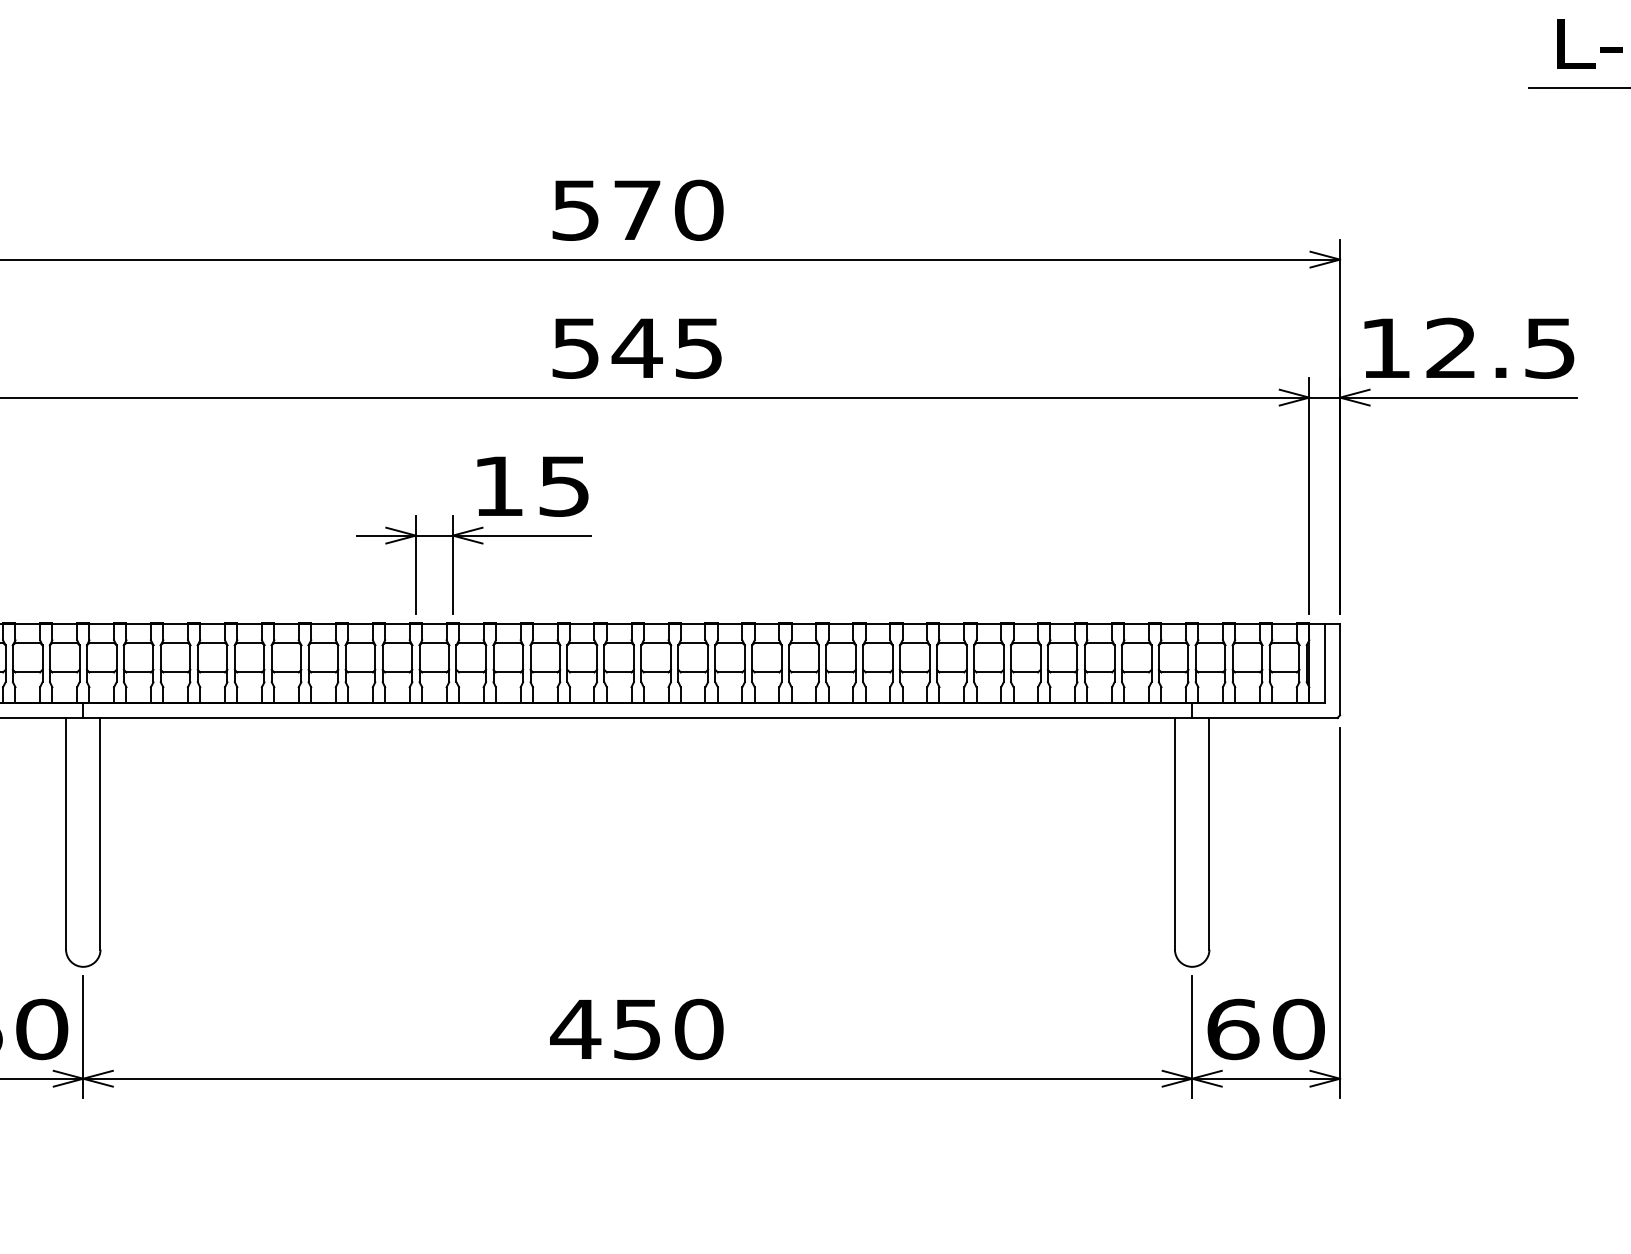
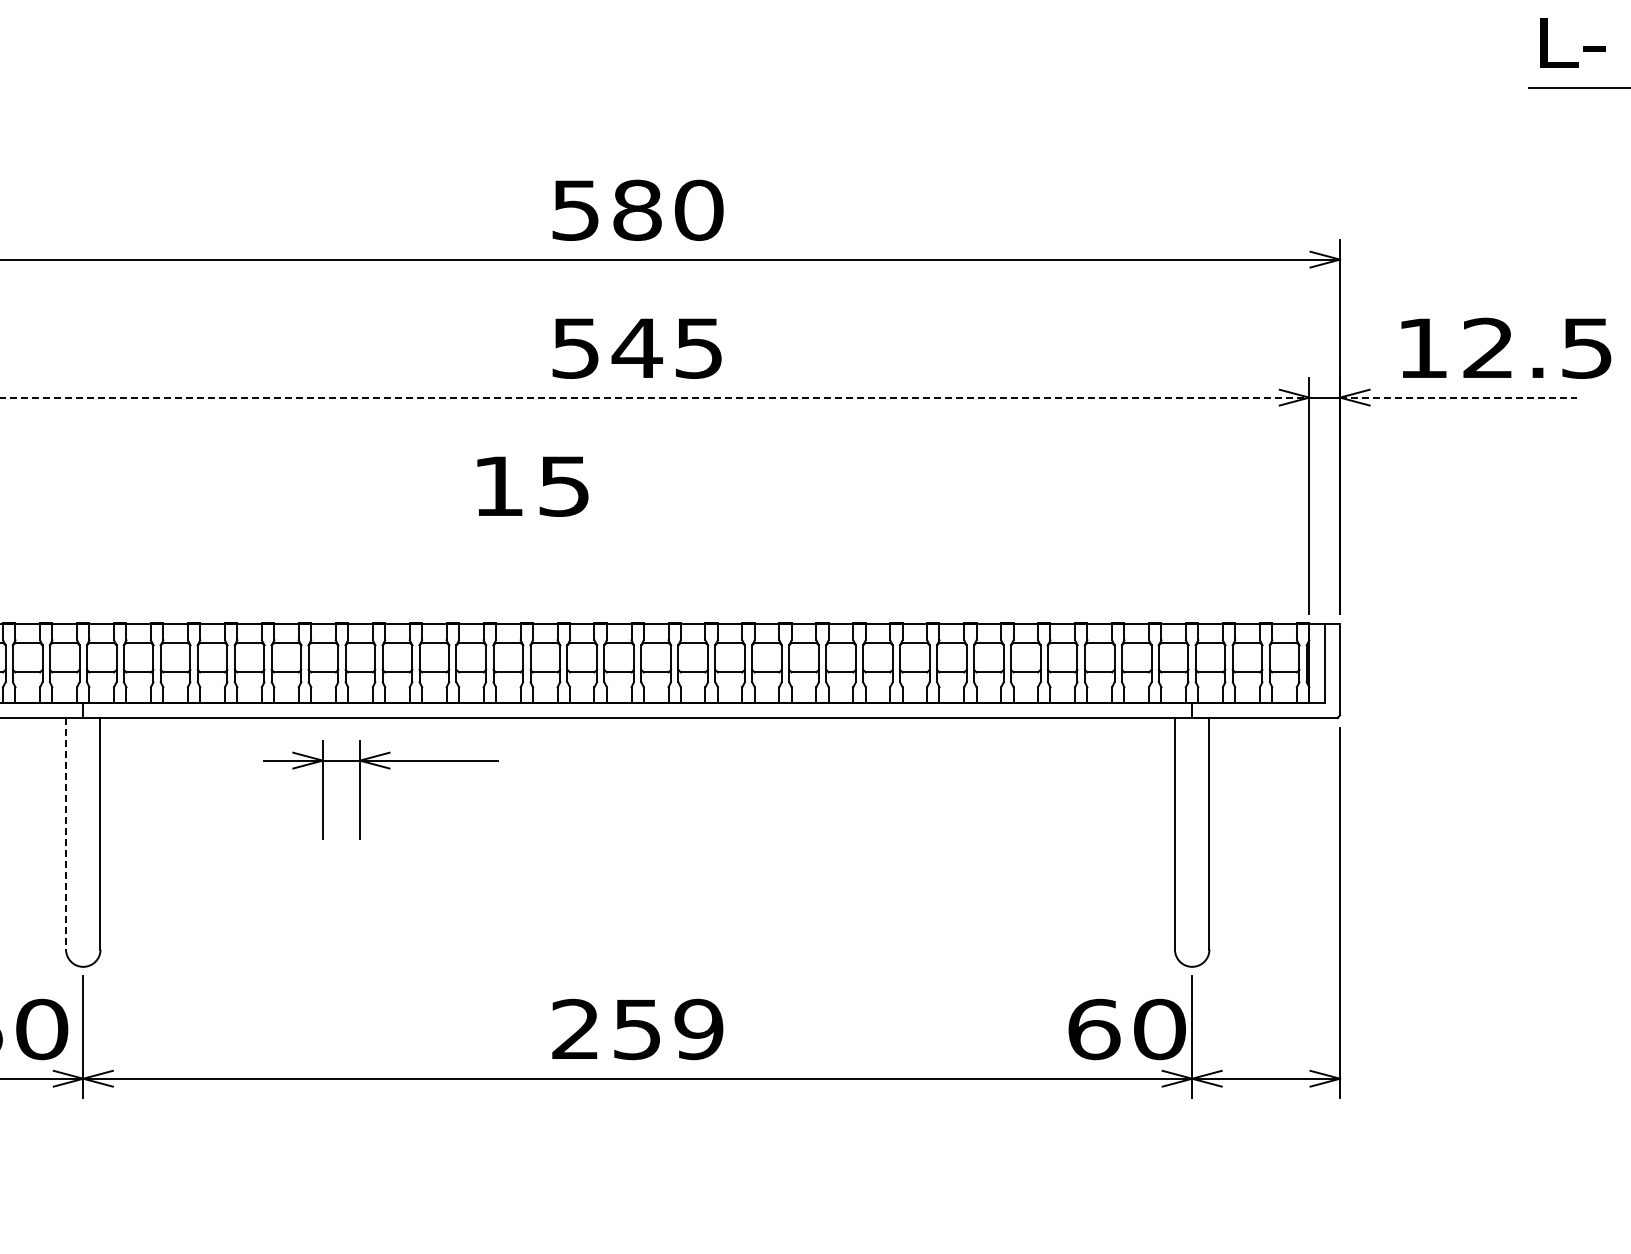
text position: (1589, 43) -> (1572, 42) (1572, 42)
text: 570 -> 580 (637, 209)
text position: (1469, 347) -> (1506, 347) (1506, 347)
line: solid -> dashed (654, 397)
line: solid -> dashed (1458, 397)
part position: (453, 564) -> (360, 789) (360, 789)
line: solid -> dashed (65, 833)
text: 450 -> 259 (636, 1029)
text position: (1265, 1029) -> (1126, 1029) (1126, 1029)
